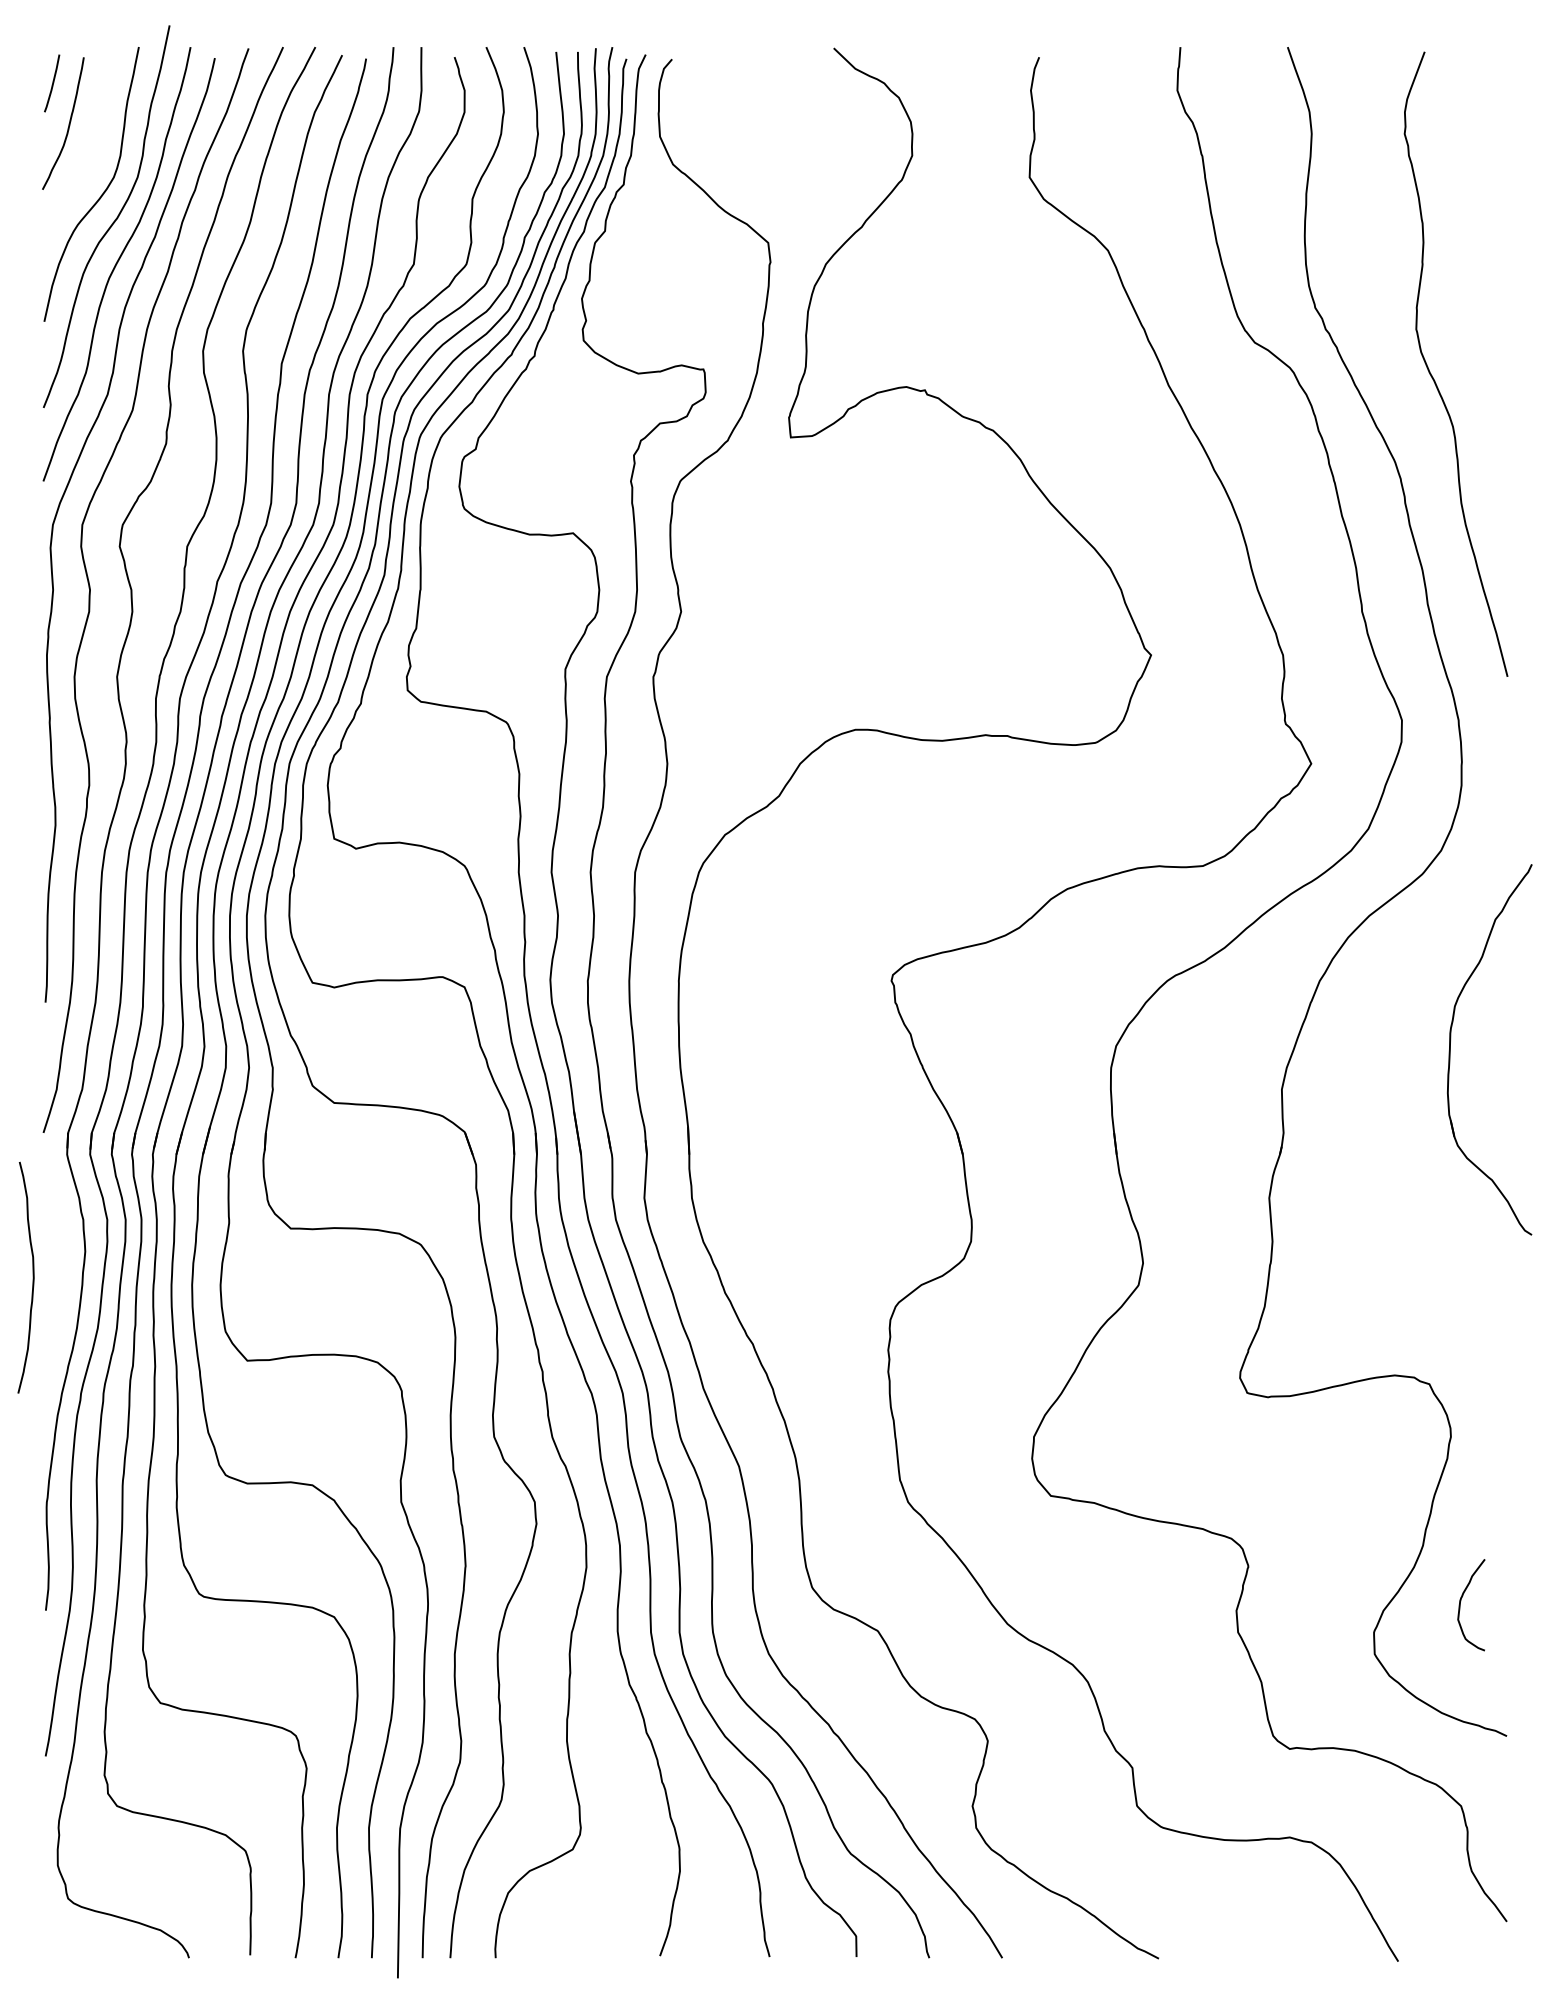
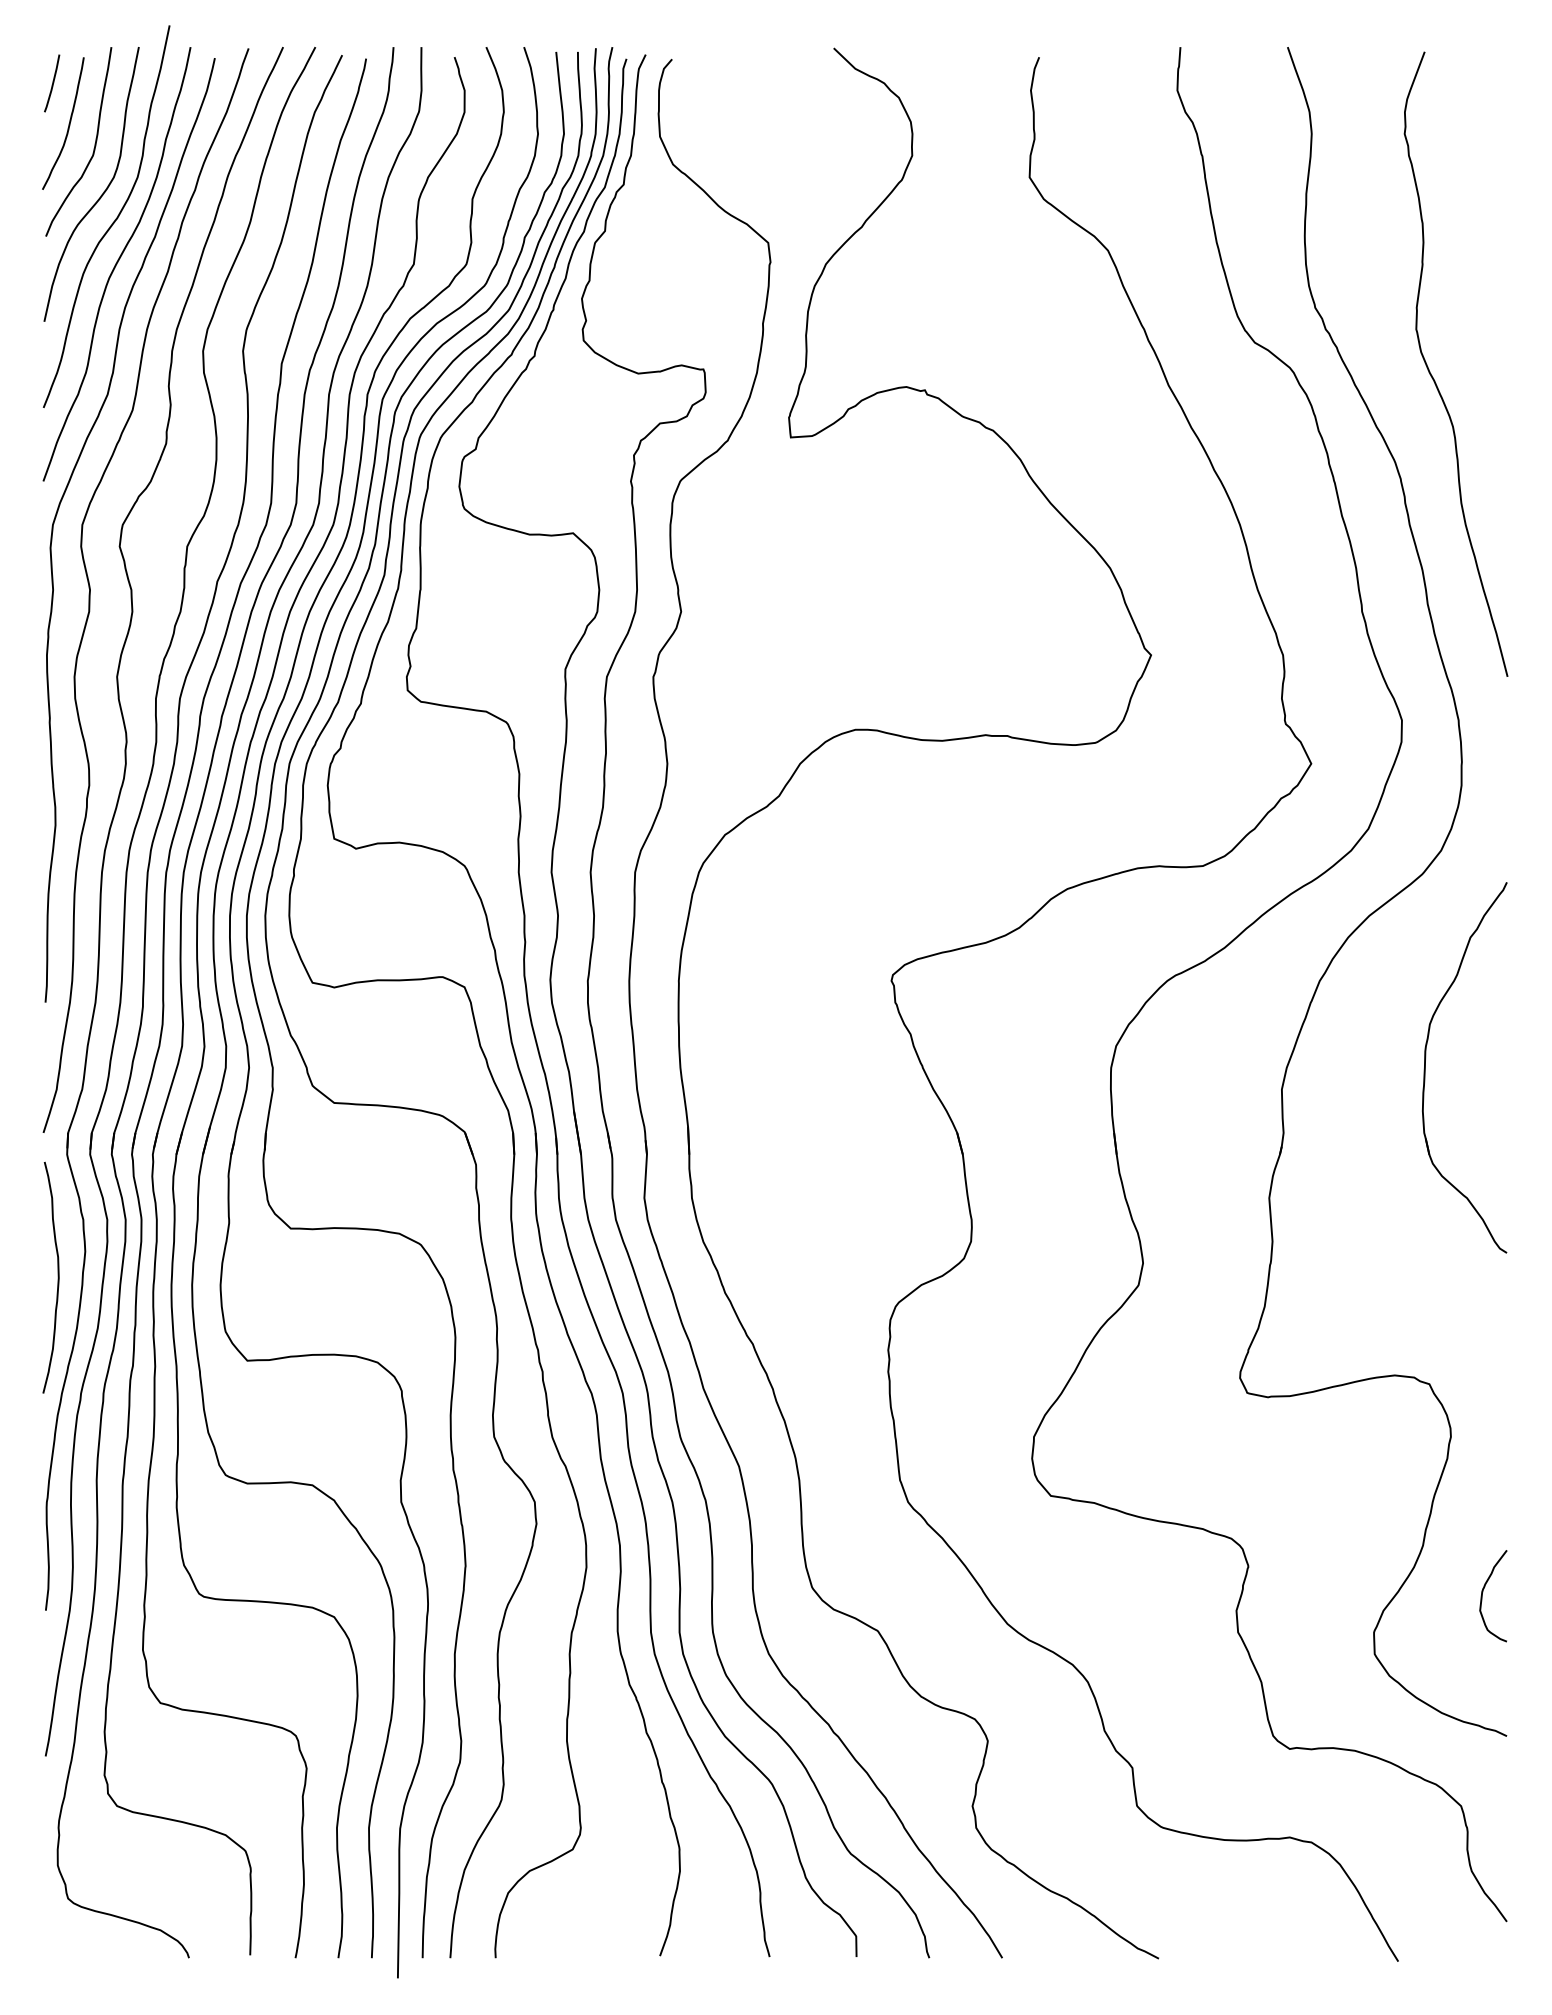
curve: none -> present (94, 143)
part position: (1450, 1049) -> (1425, 1067) (1425, 1067)
curve position: (32, 1277) -> (57, 1277) (57, 1277)
curve position: (1461, 1601) -> (1483, 1592) (1483, 1592)
